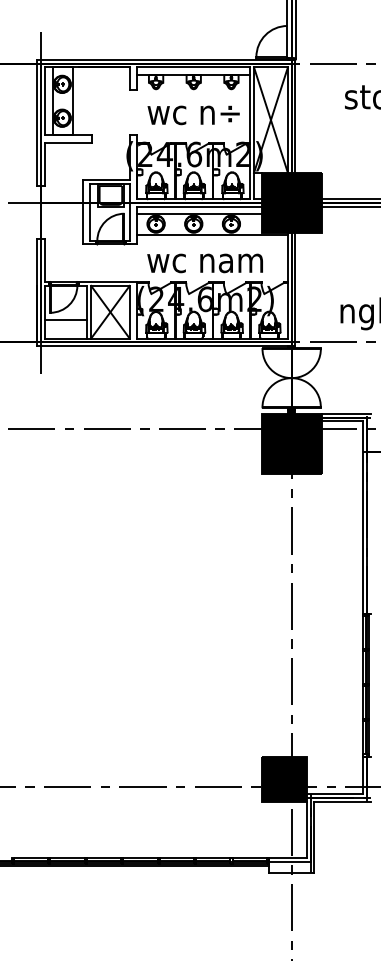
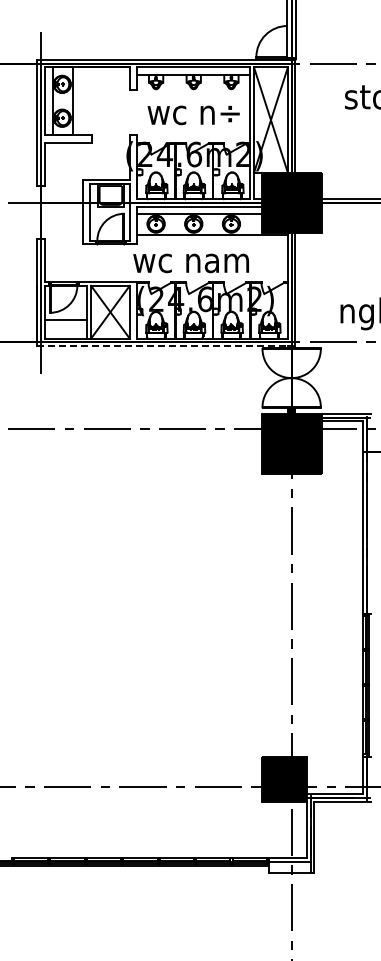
line: present -> none (349, 206)
text position: (204, 263) -> (190, 263) (190, 263)
line: solid -> dashed (166, 346)
